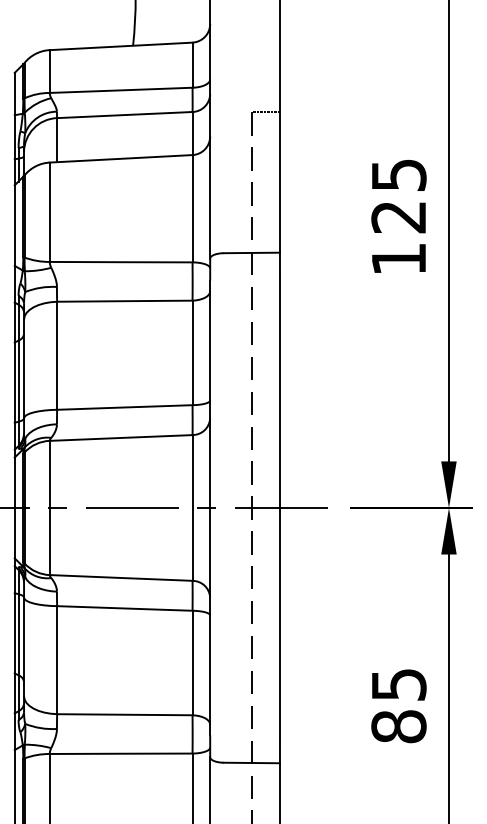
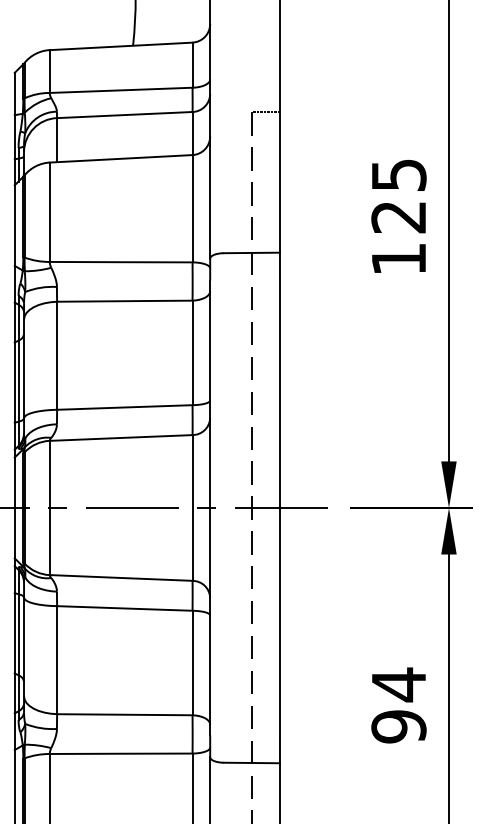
text: 85 -> 94 (398, 705)
